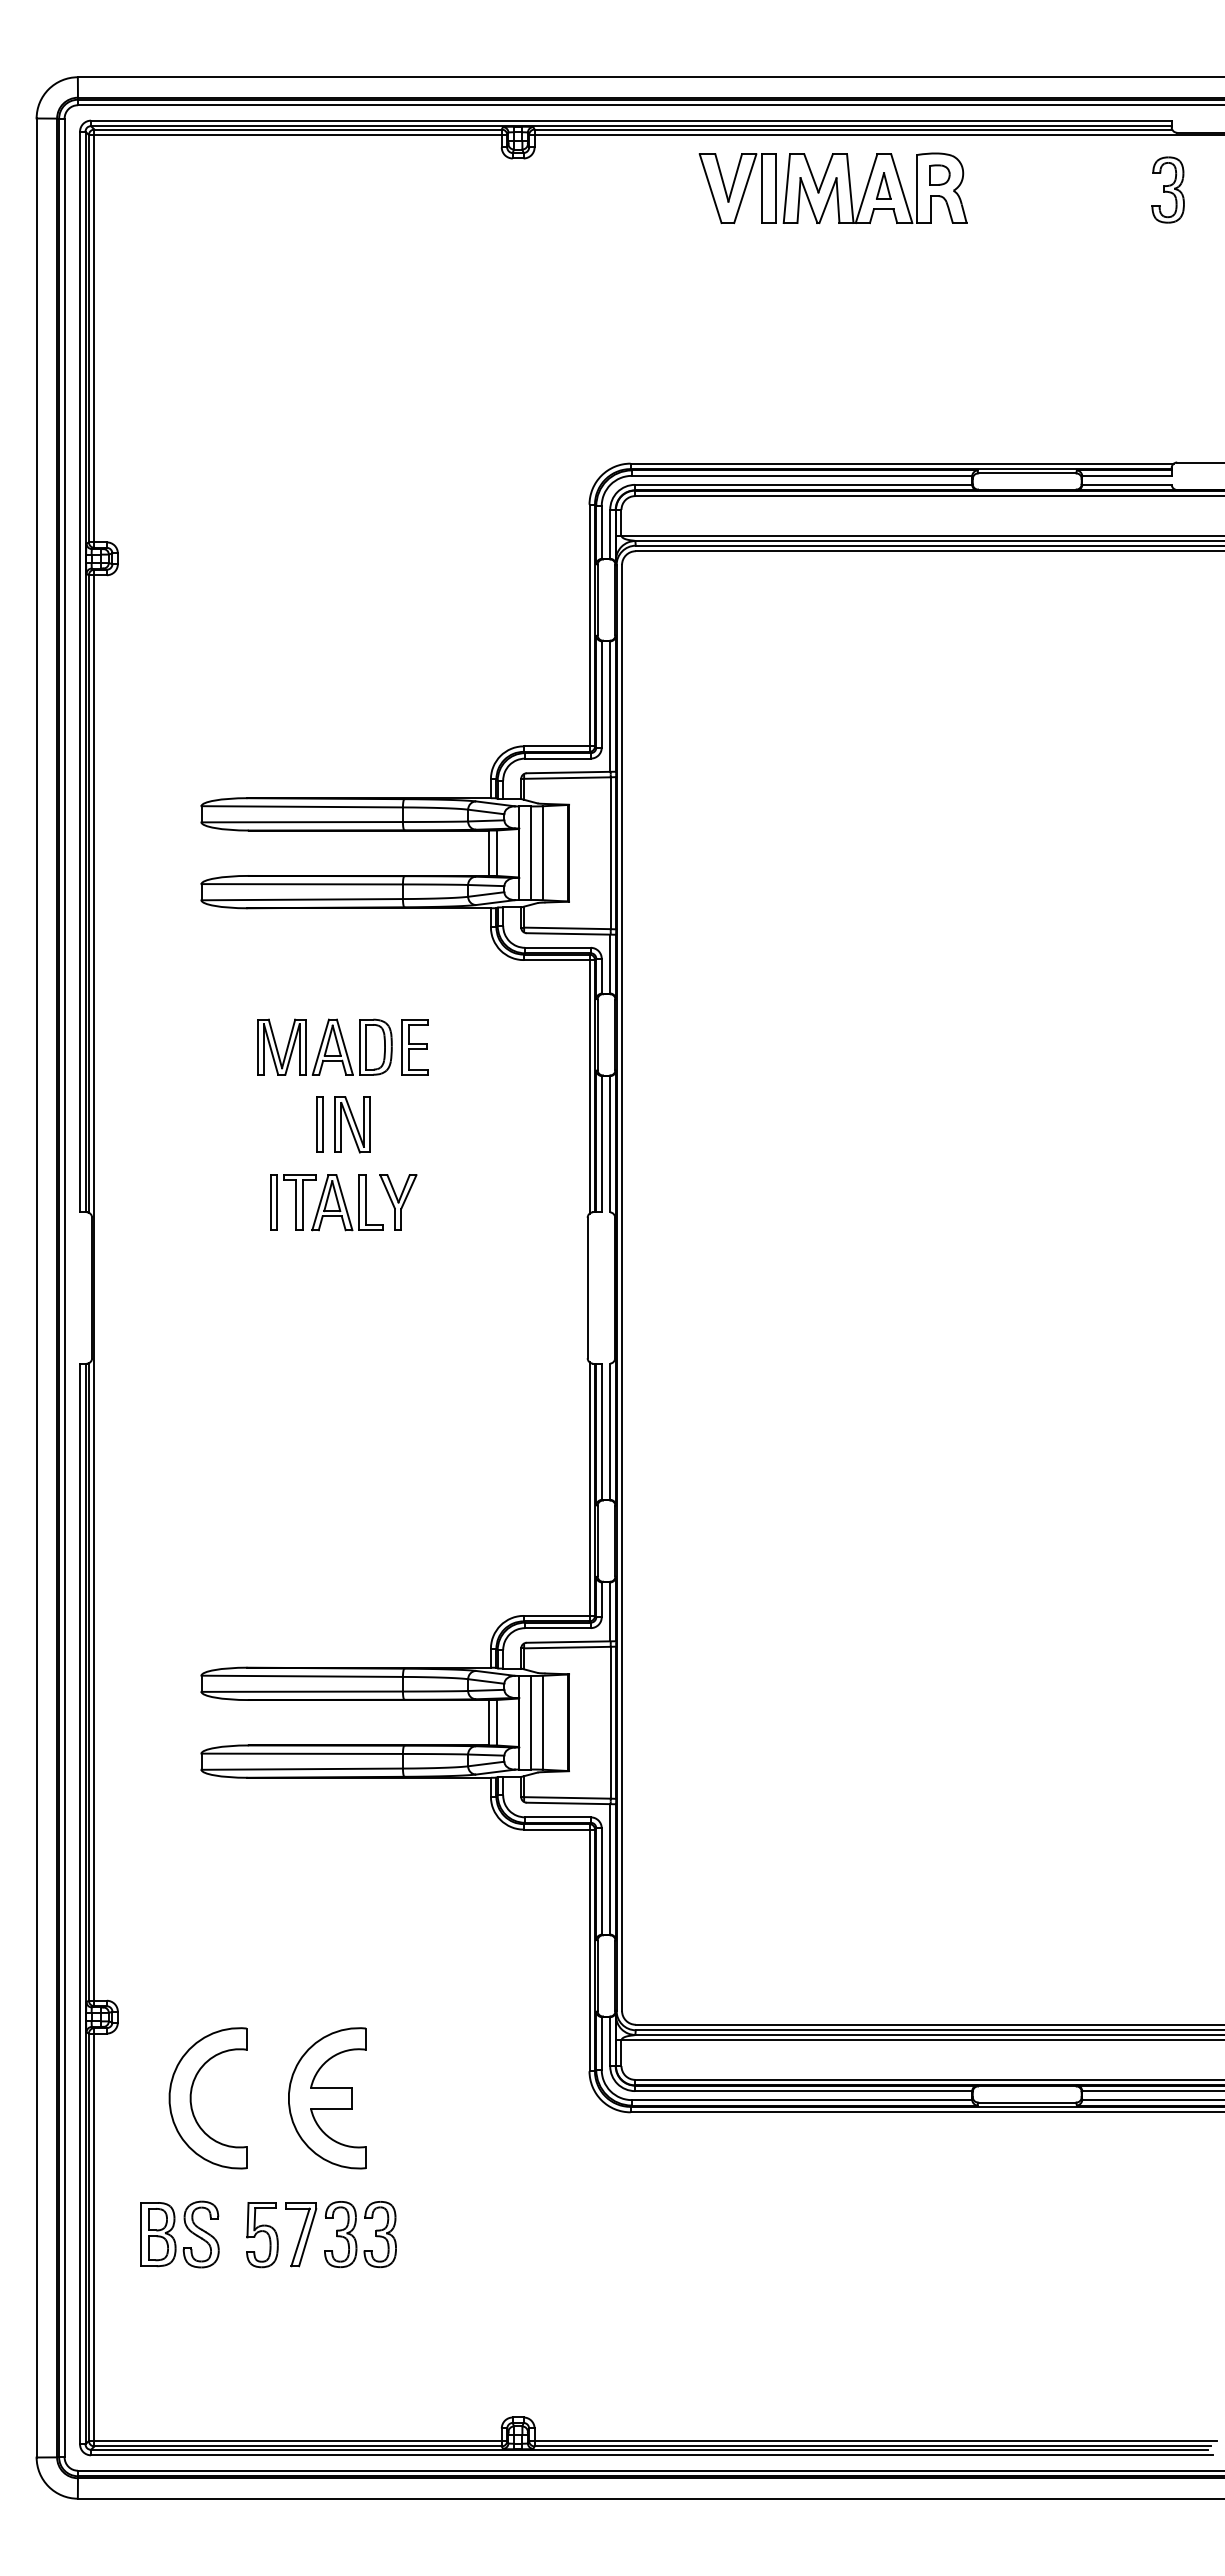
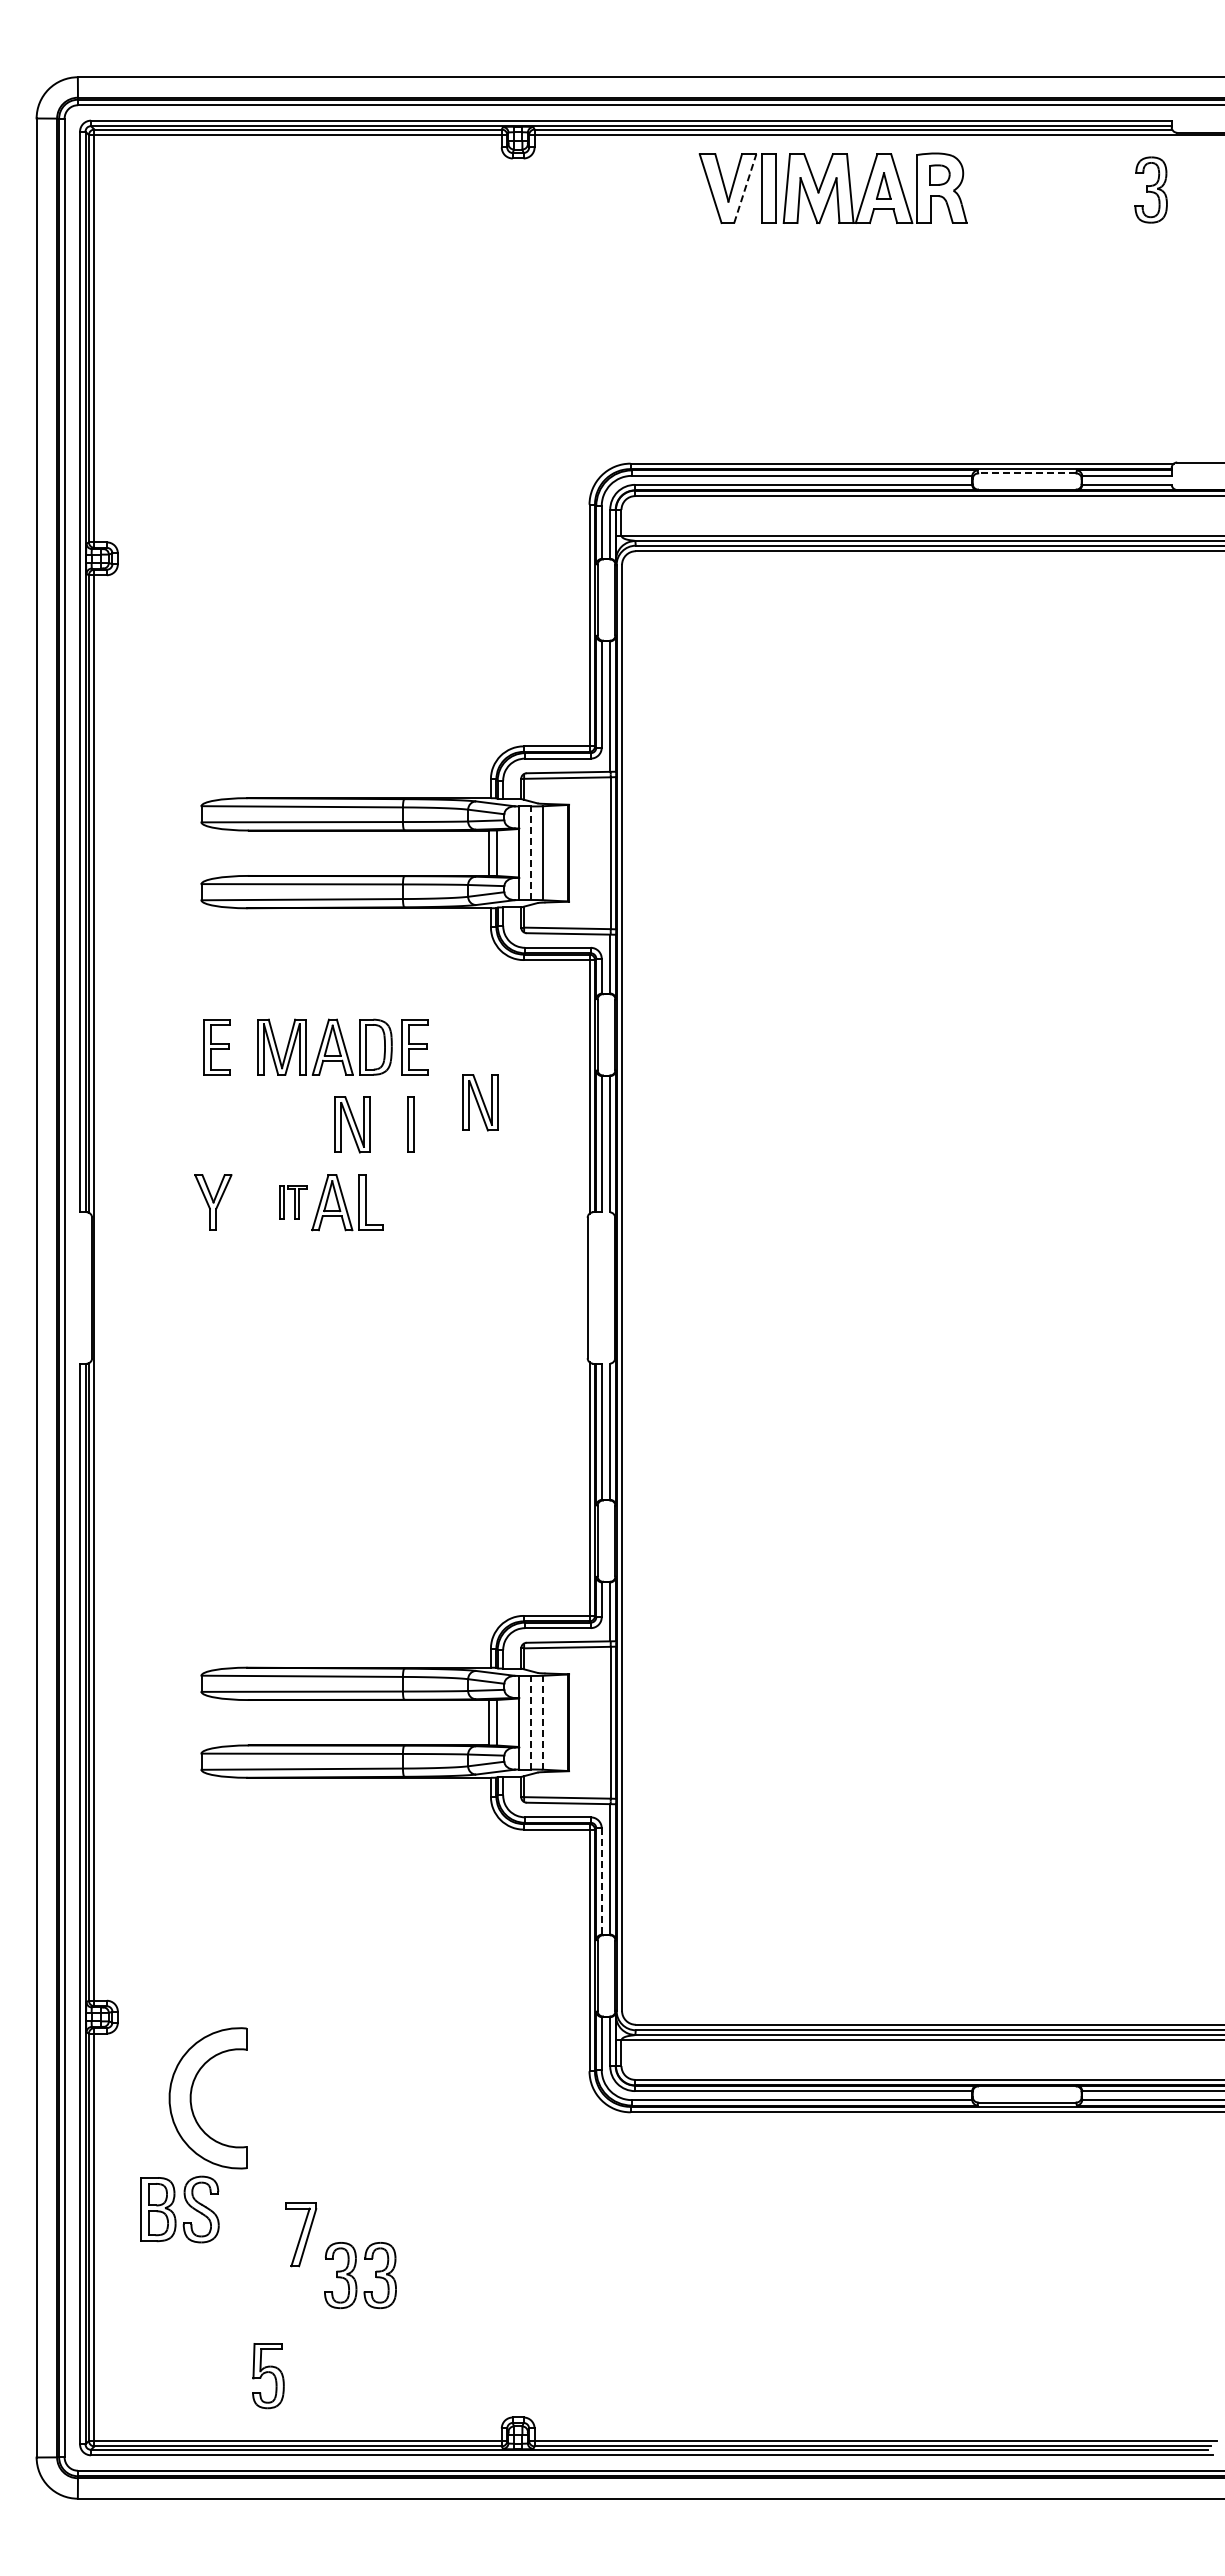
line: solid -> dashed (745, 188)
part position: (1167, 189) -> (1150, 189) (1150, 189)
line: solid -> dashed (1026, 473)
line: solid -> dashed (531, 853)
part: none -> present (216, 1047)
part: none -> present (480, 1102)
part position: (319, 1124) -> (410, 1124) (410, 1124)
part size: 47x57 px -> 29x35 px (293, 1202)
part position: (398, 1202) -> (213, 1202) (213, 1202)
line: solid -> dashed (531, 1722)
line: solid -> dashed (542, 1722)
line: solid -> dashed (601, 1881)
part: present -> none (327, 2098)
part position: (360, 2234) -> (360, 2275) (360, 2275)
part position: (262, 2235) -> (268, 2376) (268, 2376)
part position: (173, 2236) -> (173, 2211) (173, 2211)
